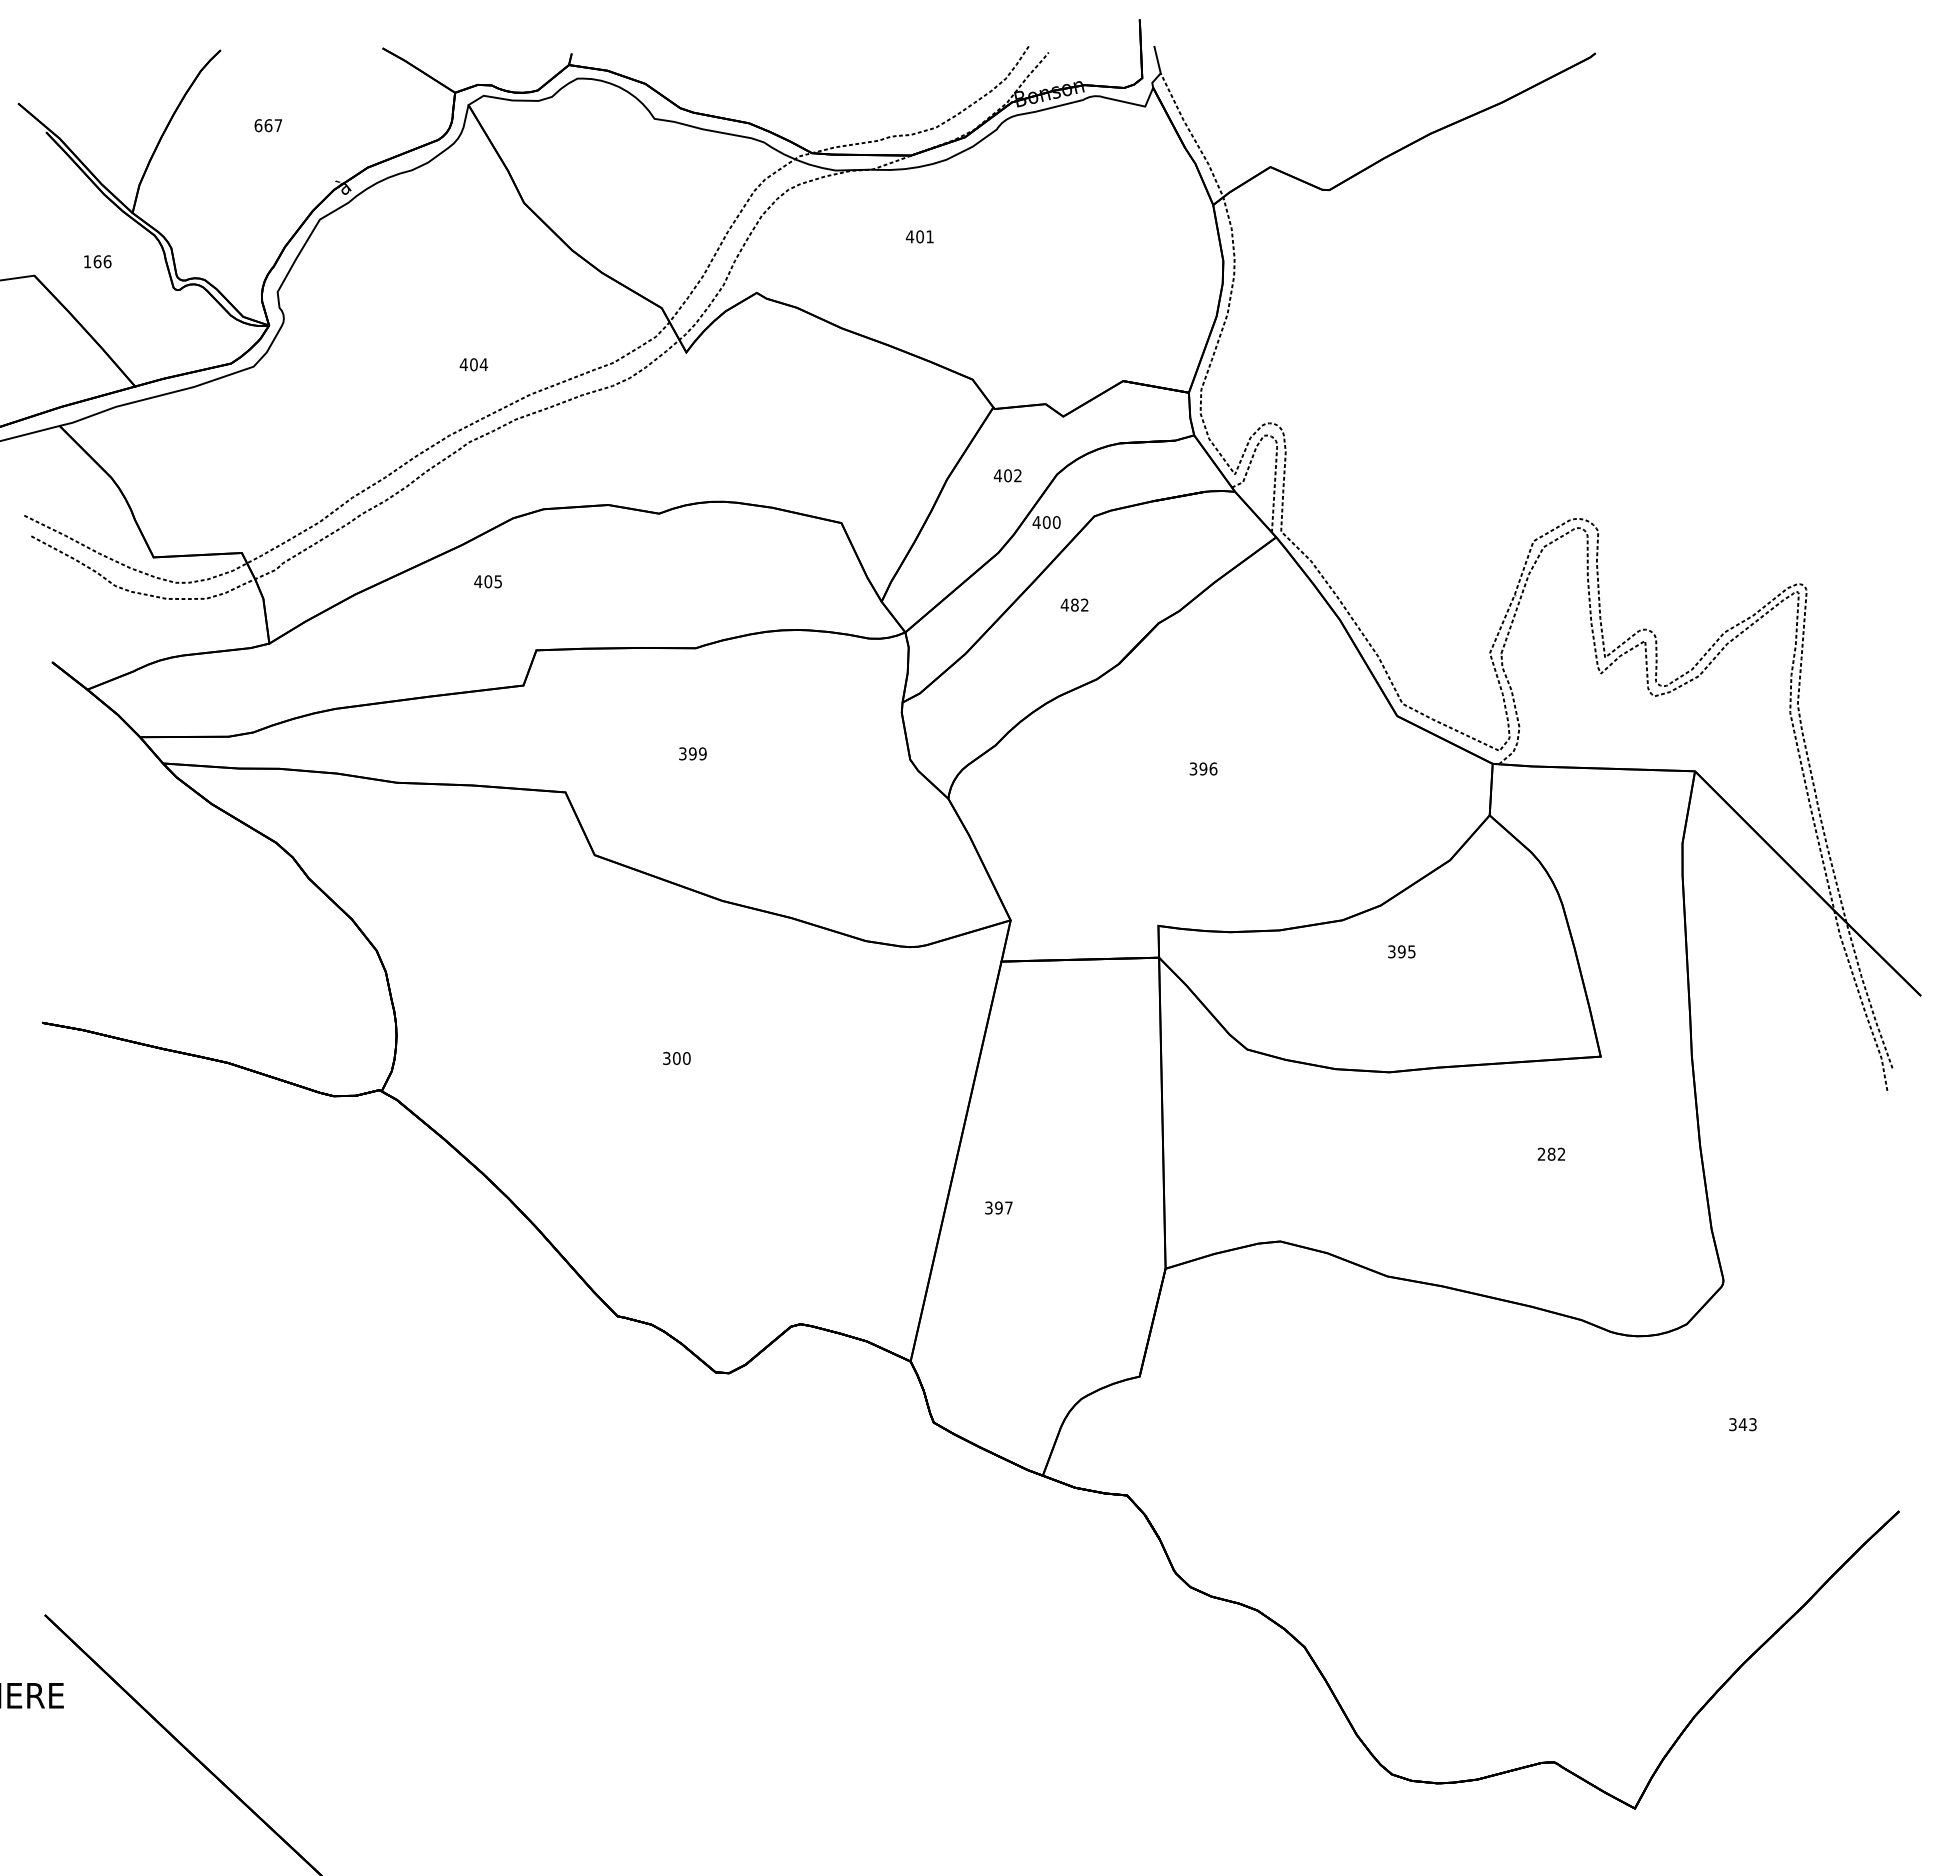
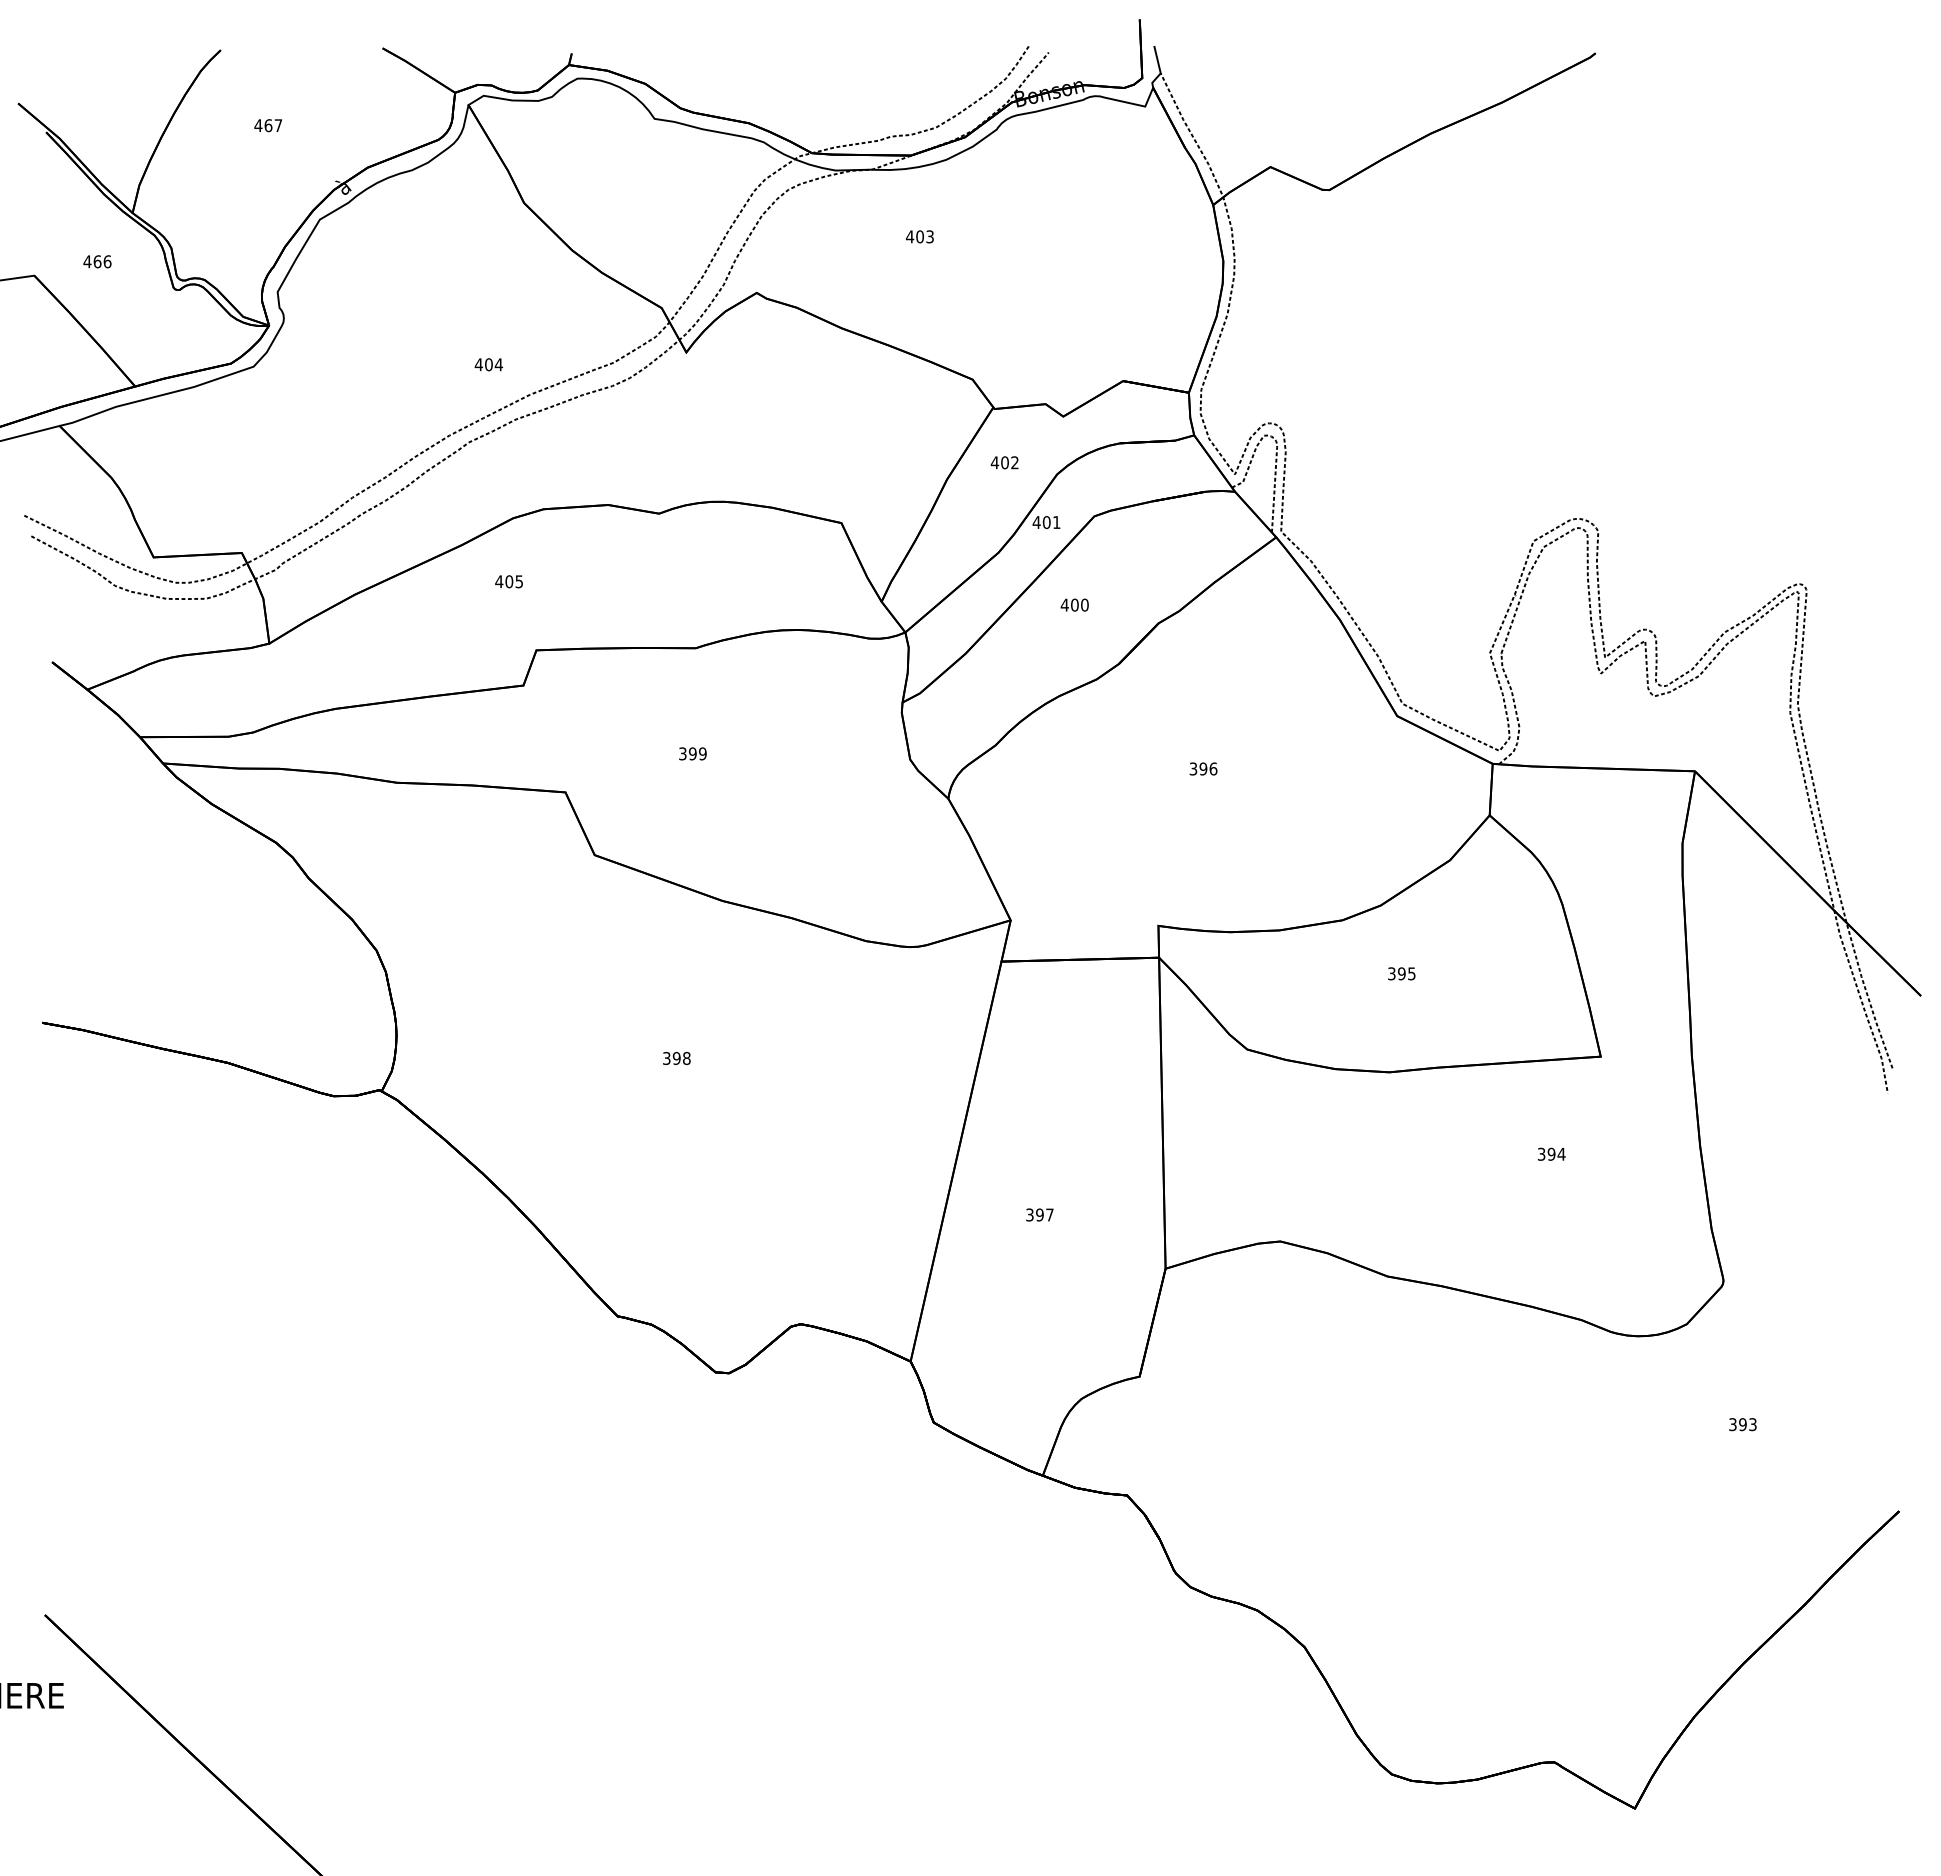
text: 667 -> 467 (258, 125)
text: 401 -> 403 (929, 236)
text: 166 -> 466 (87, 261)
text position: (473, 364) -> (488, 364) (488, 364)
text position: (1007, 475) -> (1004, 462) (1004, 462)
text: 400 -> 401 (1056, 522)
text position: (487, 581) -> (508, 581) (508, 581)
text: 482 -> 400 (1079, 604)
text position: (1401, 951) -> (1401, 973) (1401, 973)
text: 300 -> 398 (681, 1058)
text: 282 -> 394 (1551, 1153)
text position: (998, 1207) -> (1039, 1214) (1039, 1214)
text: 343 -> 393 (1742, 1424)
